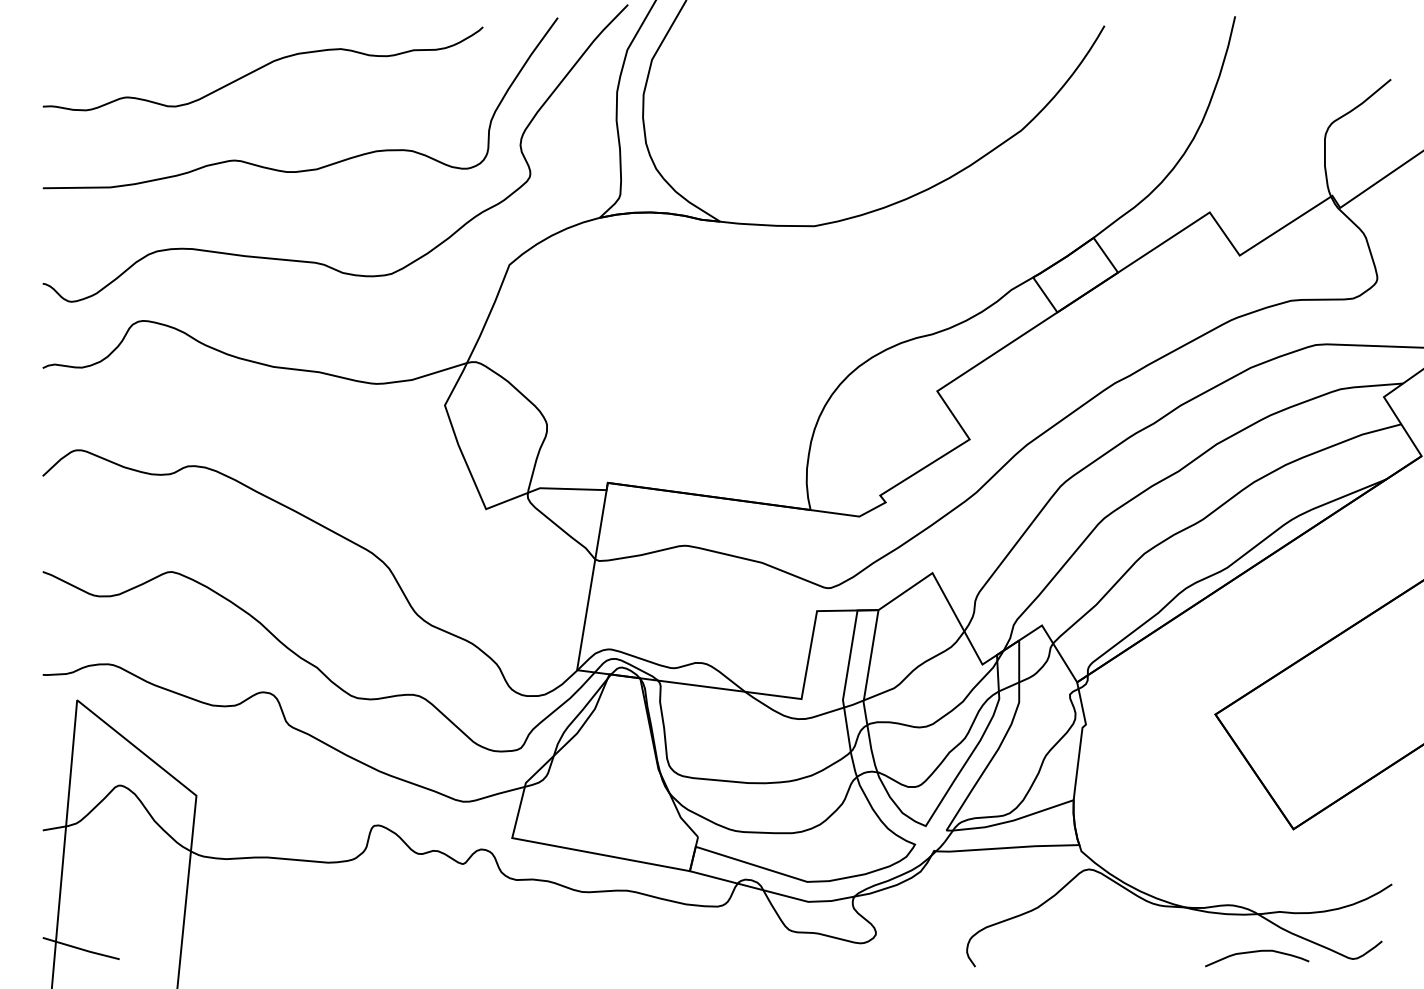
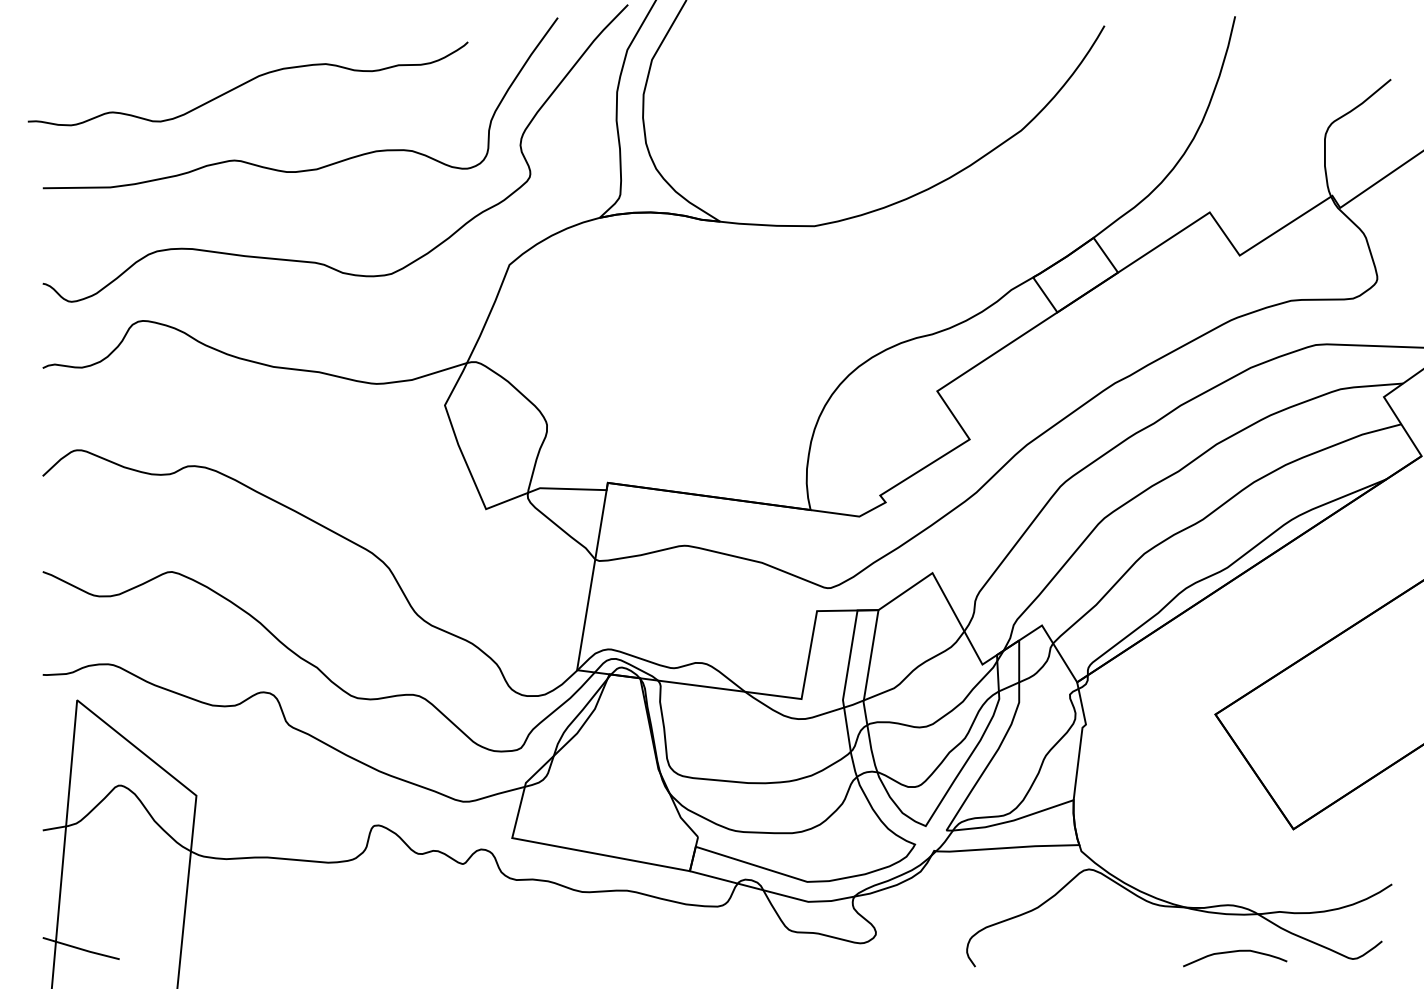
curve position: (262, 67) -> (247, 82) (247, 82)
curve position: (1257, 952) -> (1235, 952) (1235, 952)
